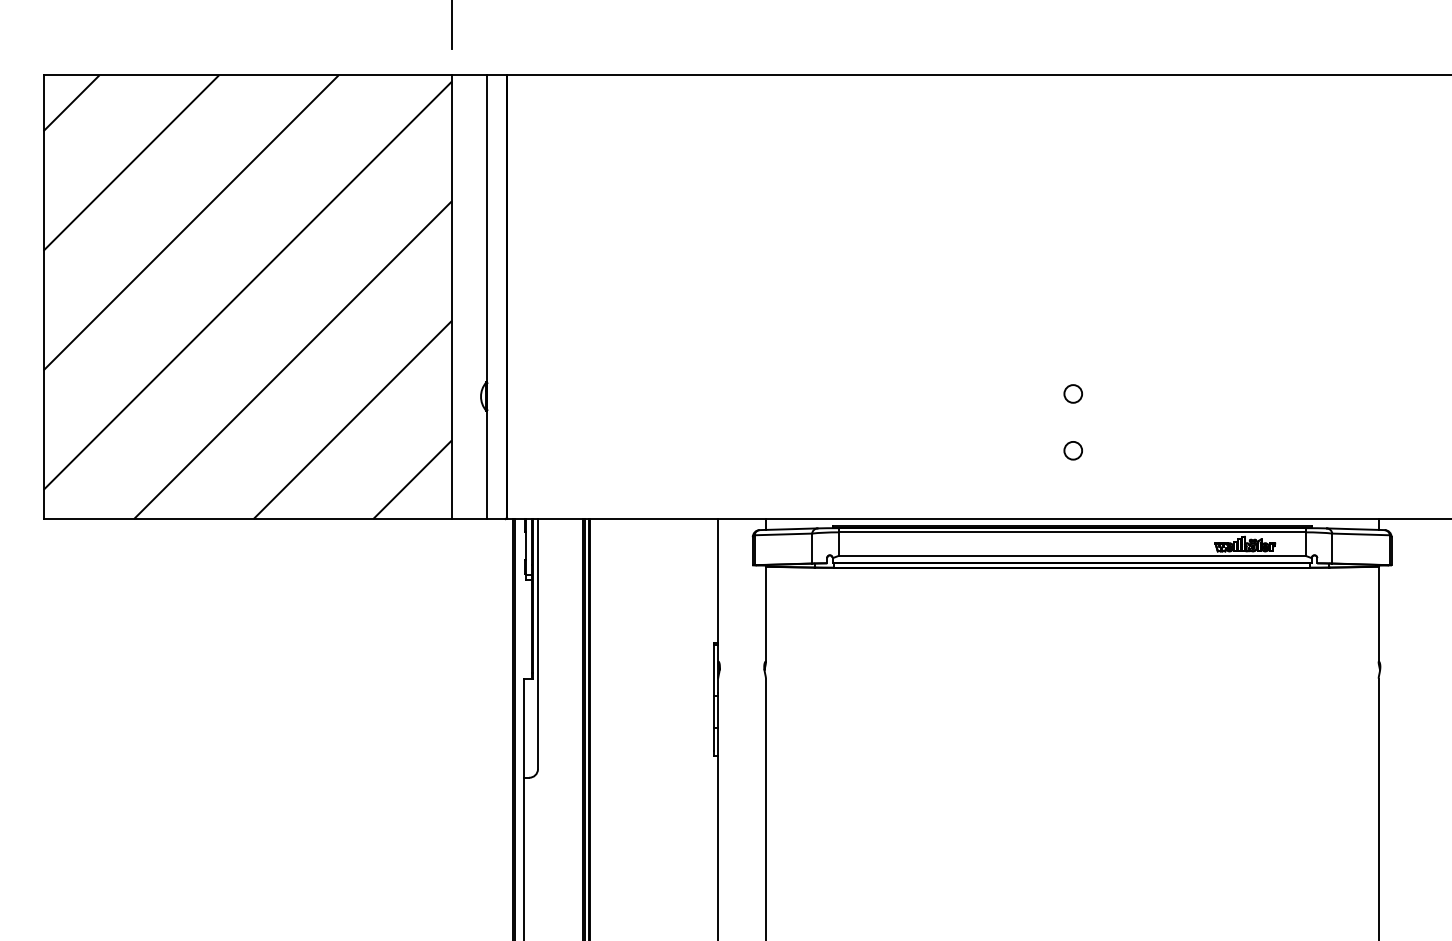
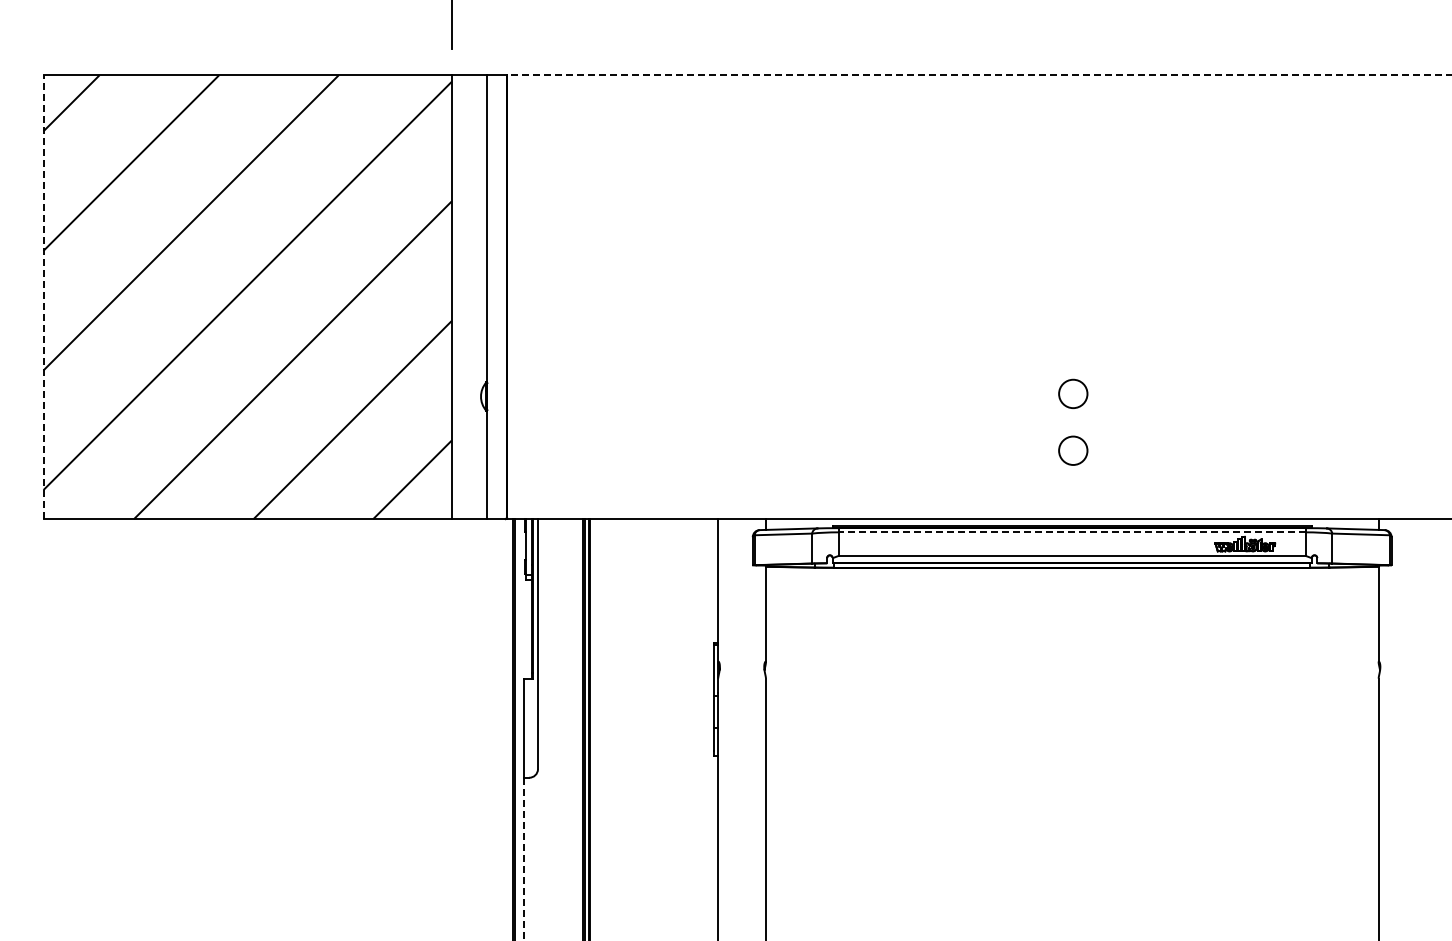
line: solid -> dashed (978, 75)
line: solid -> dashed (43, 297)
circle diameter: 18 px -> 28 px (1073, 393)
circle diameter: 18 px -> 28 px (1073, 450)
line: solid -> dashed (1071, 532)
line: solid -> dashed (523, 859)
